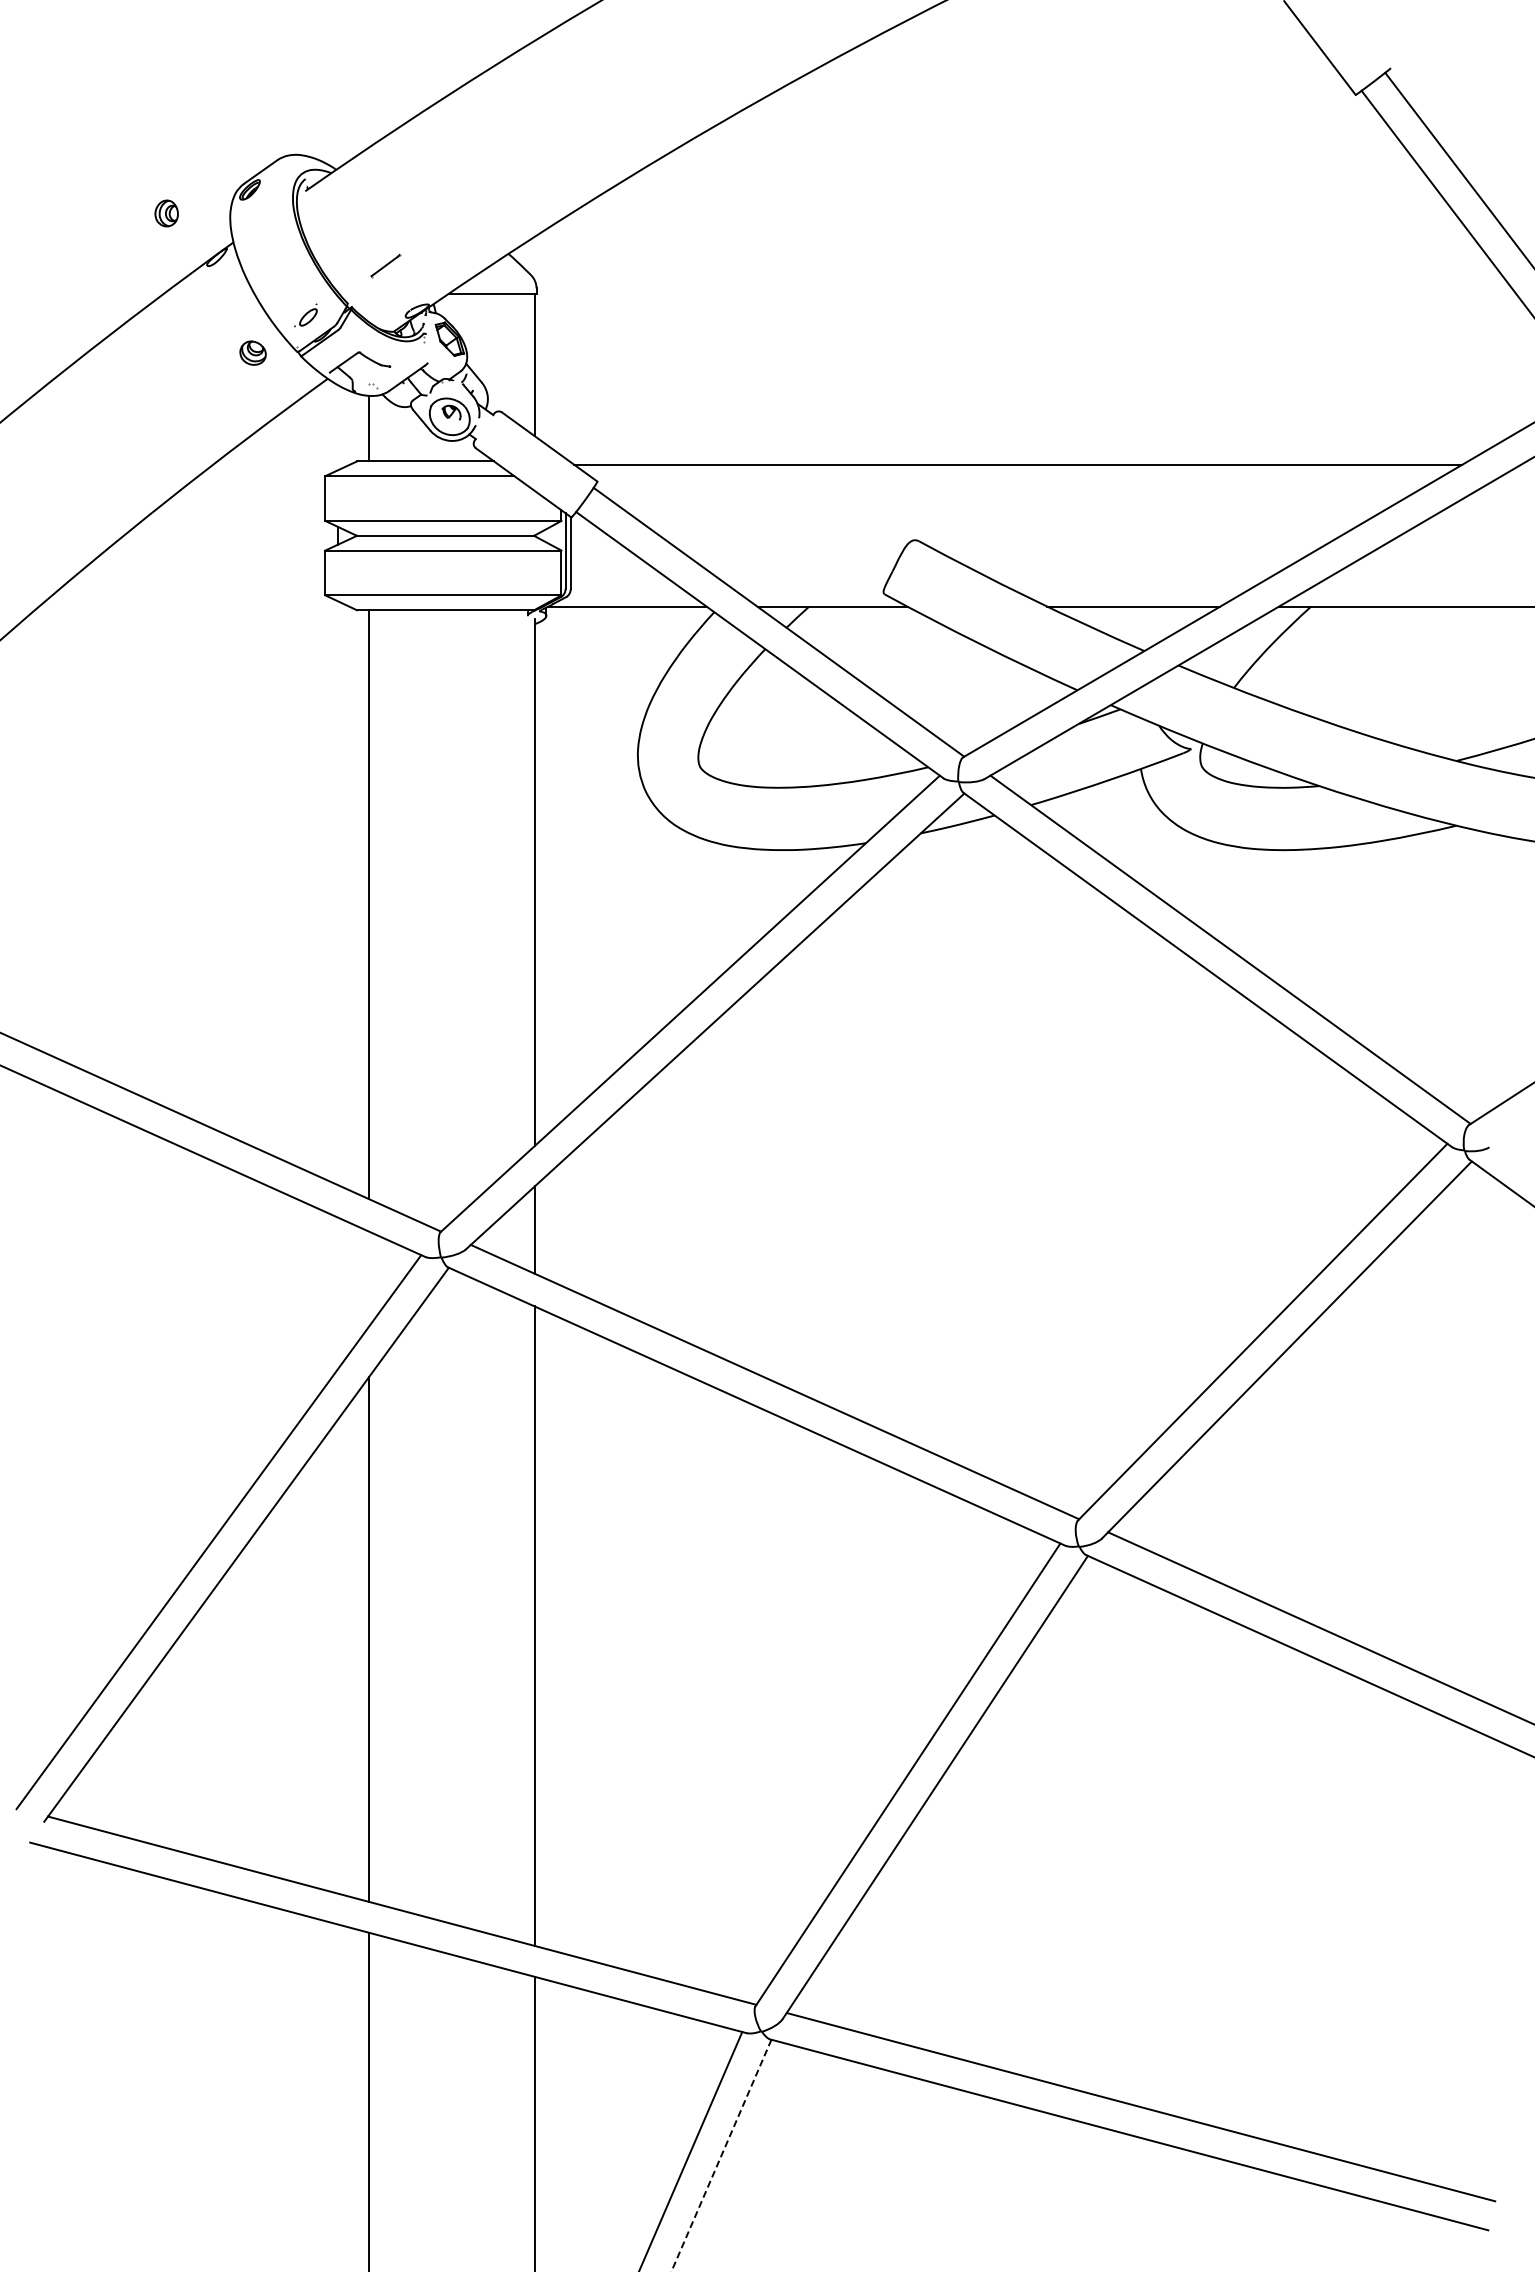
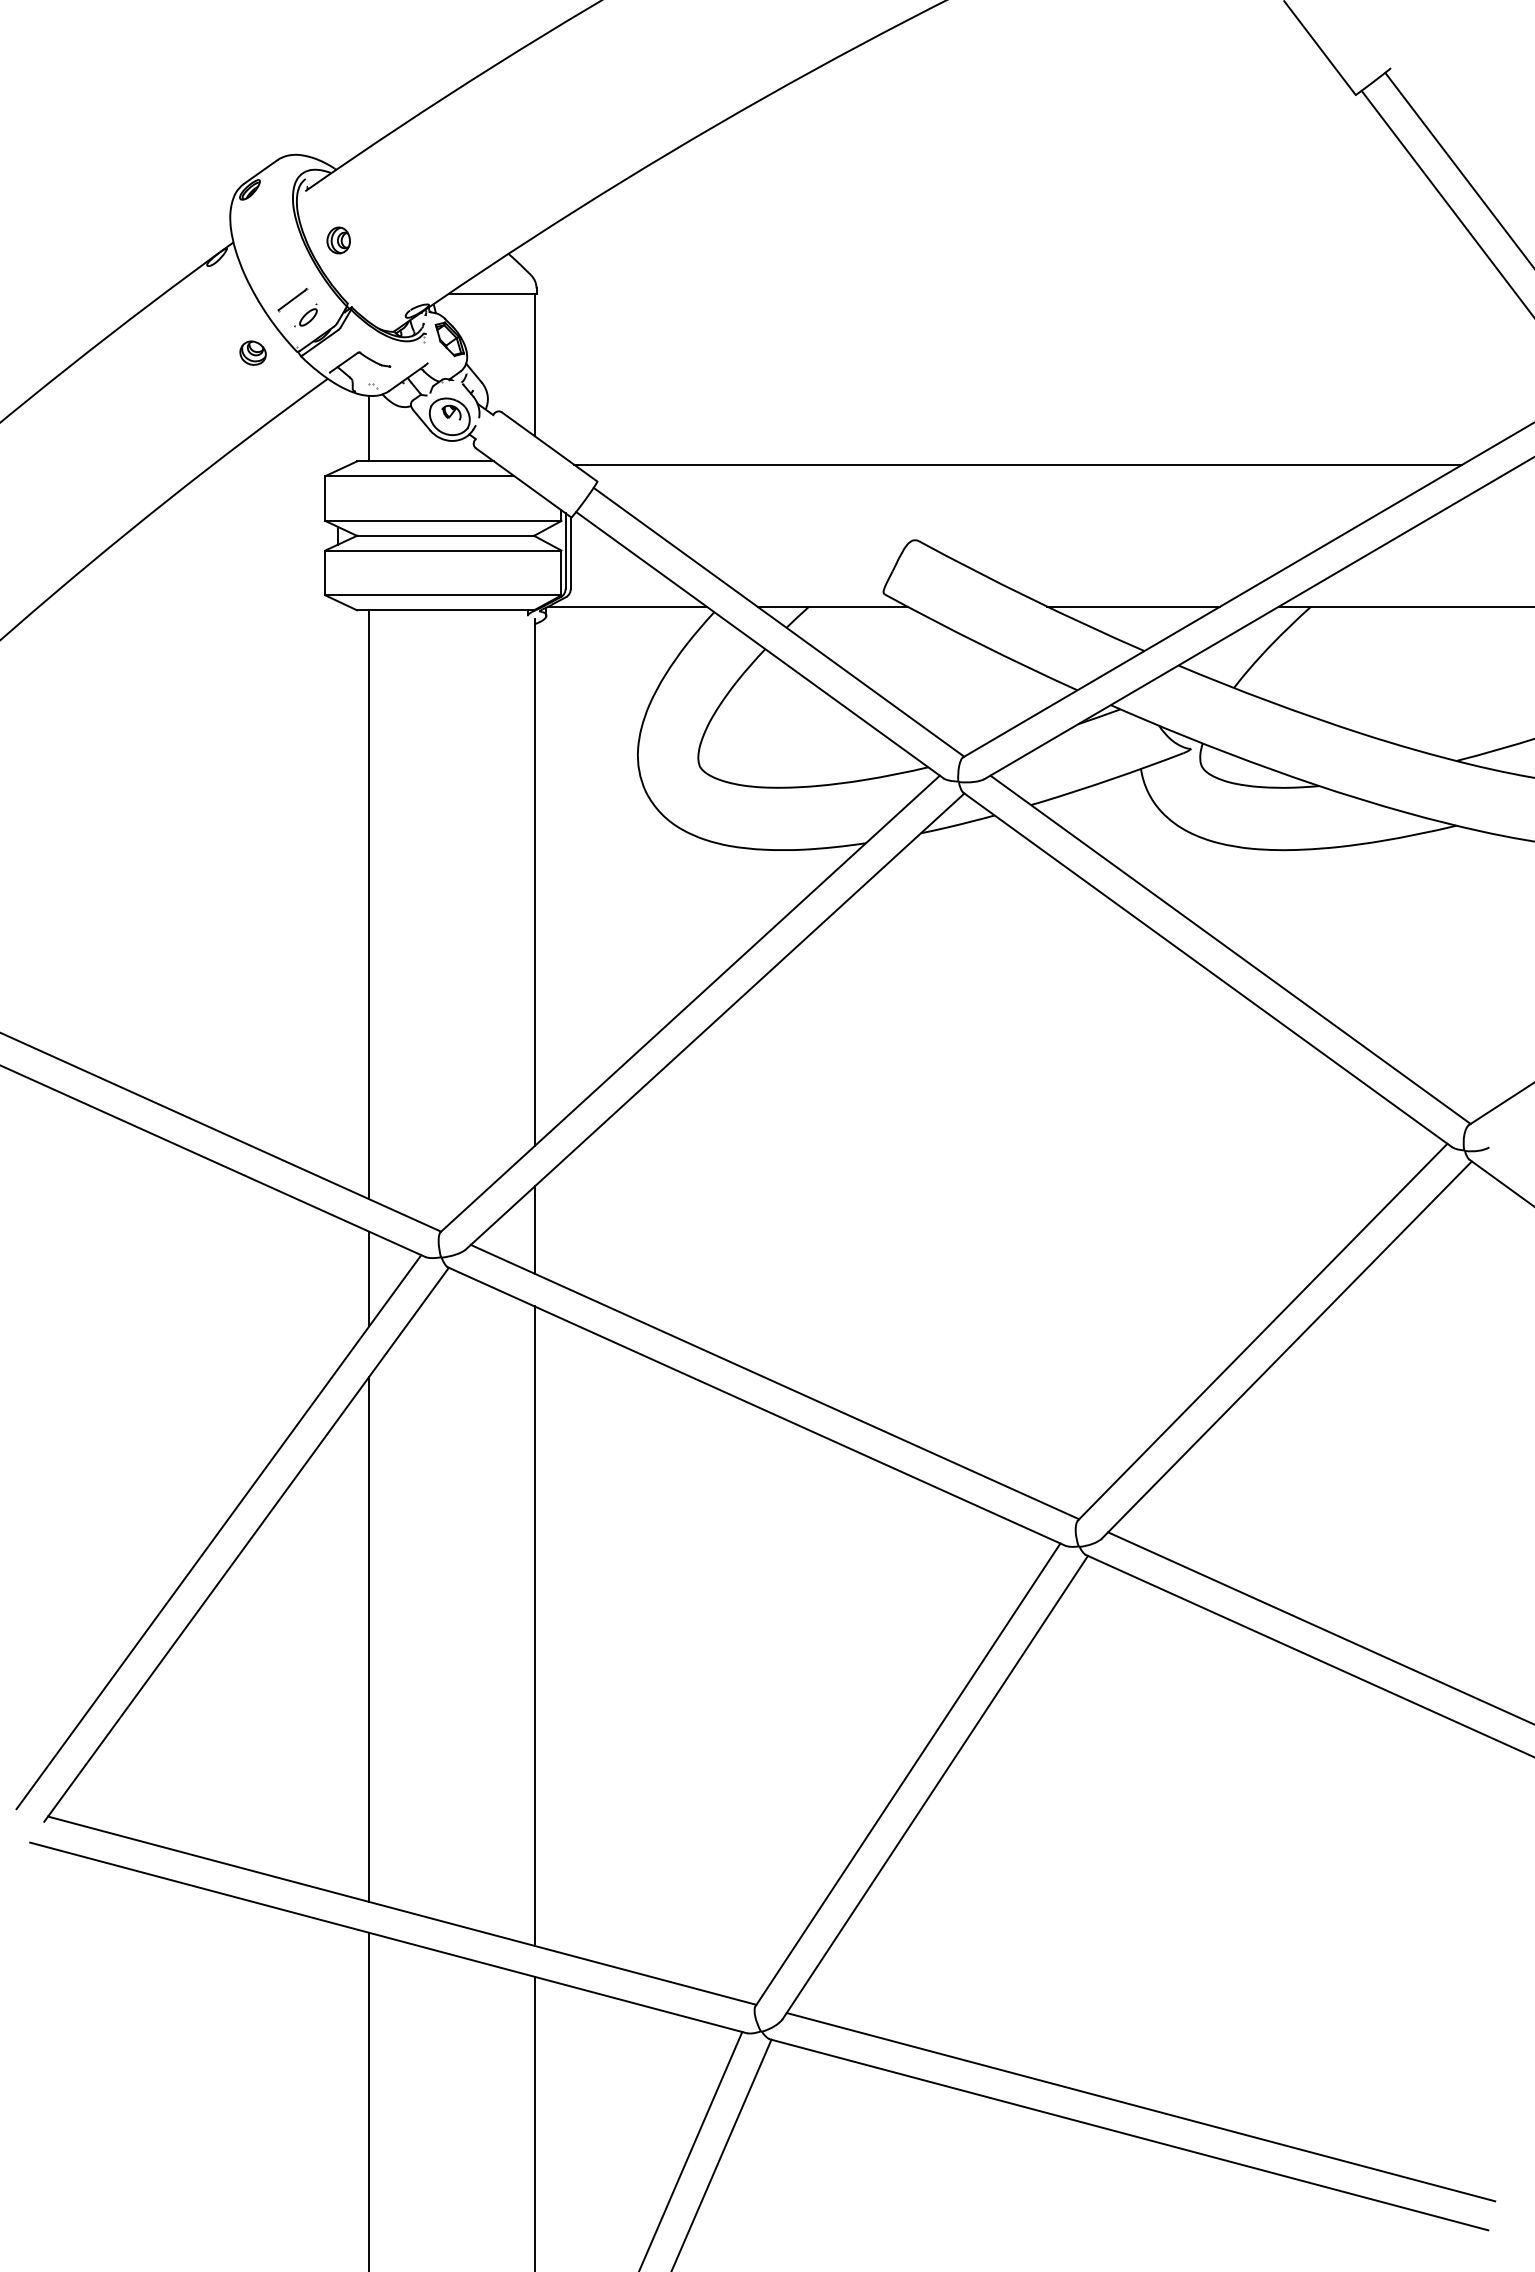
part position: (166, 213) -> (338, 240) (338, 240)
line position: (385, 266) -> (292, 300) (292, 300)
line: none -> present (369, 1278)
line: dashed -> solid (721, 2156)
